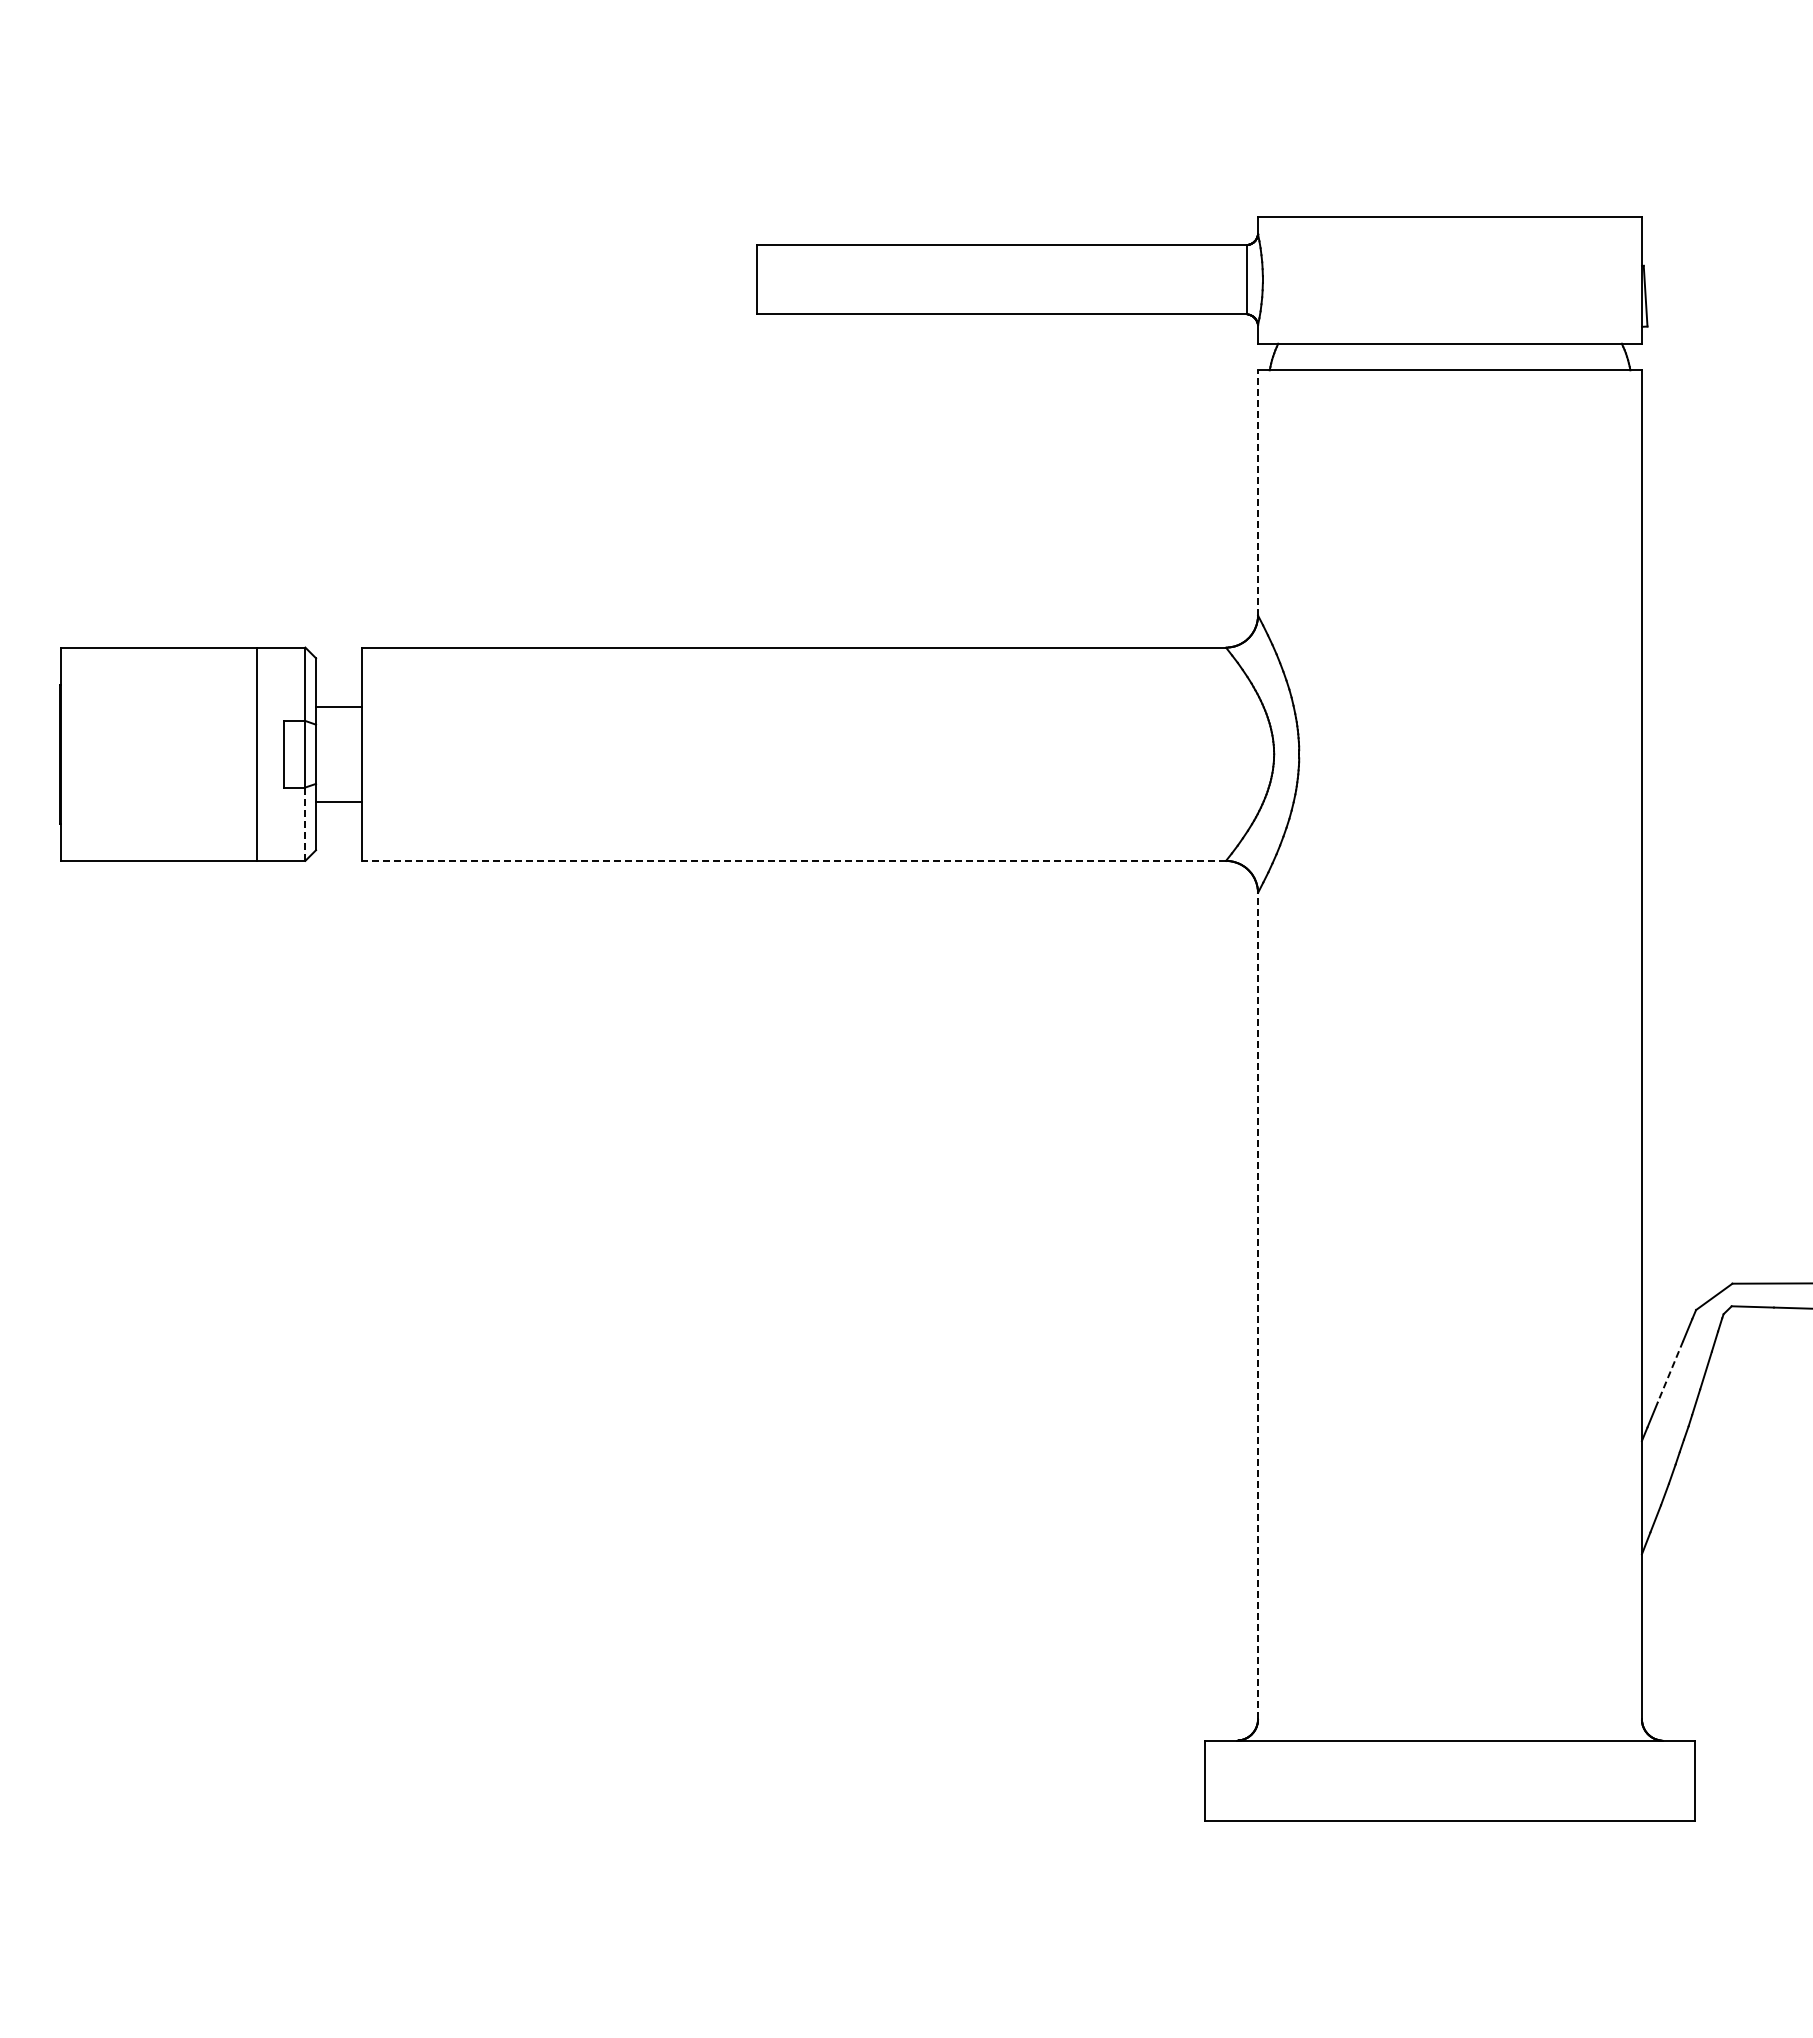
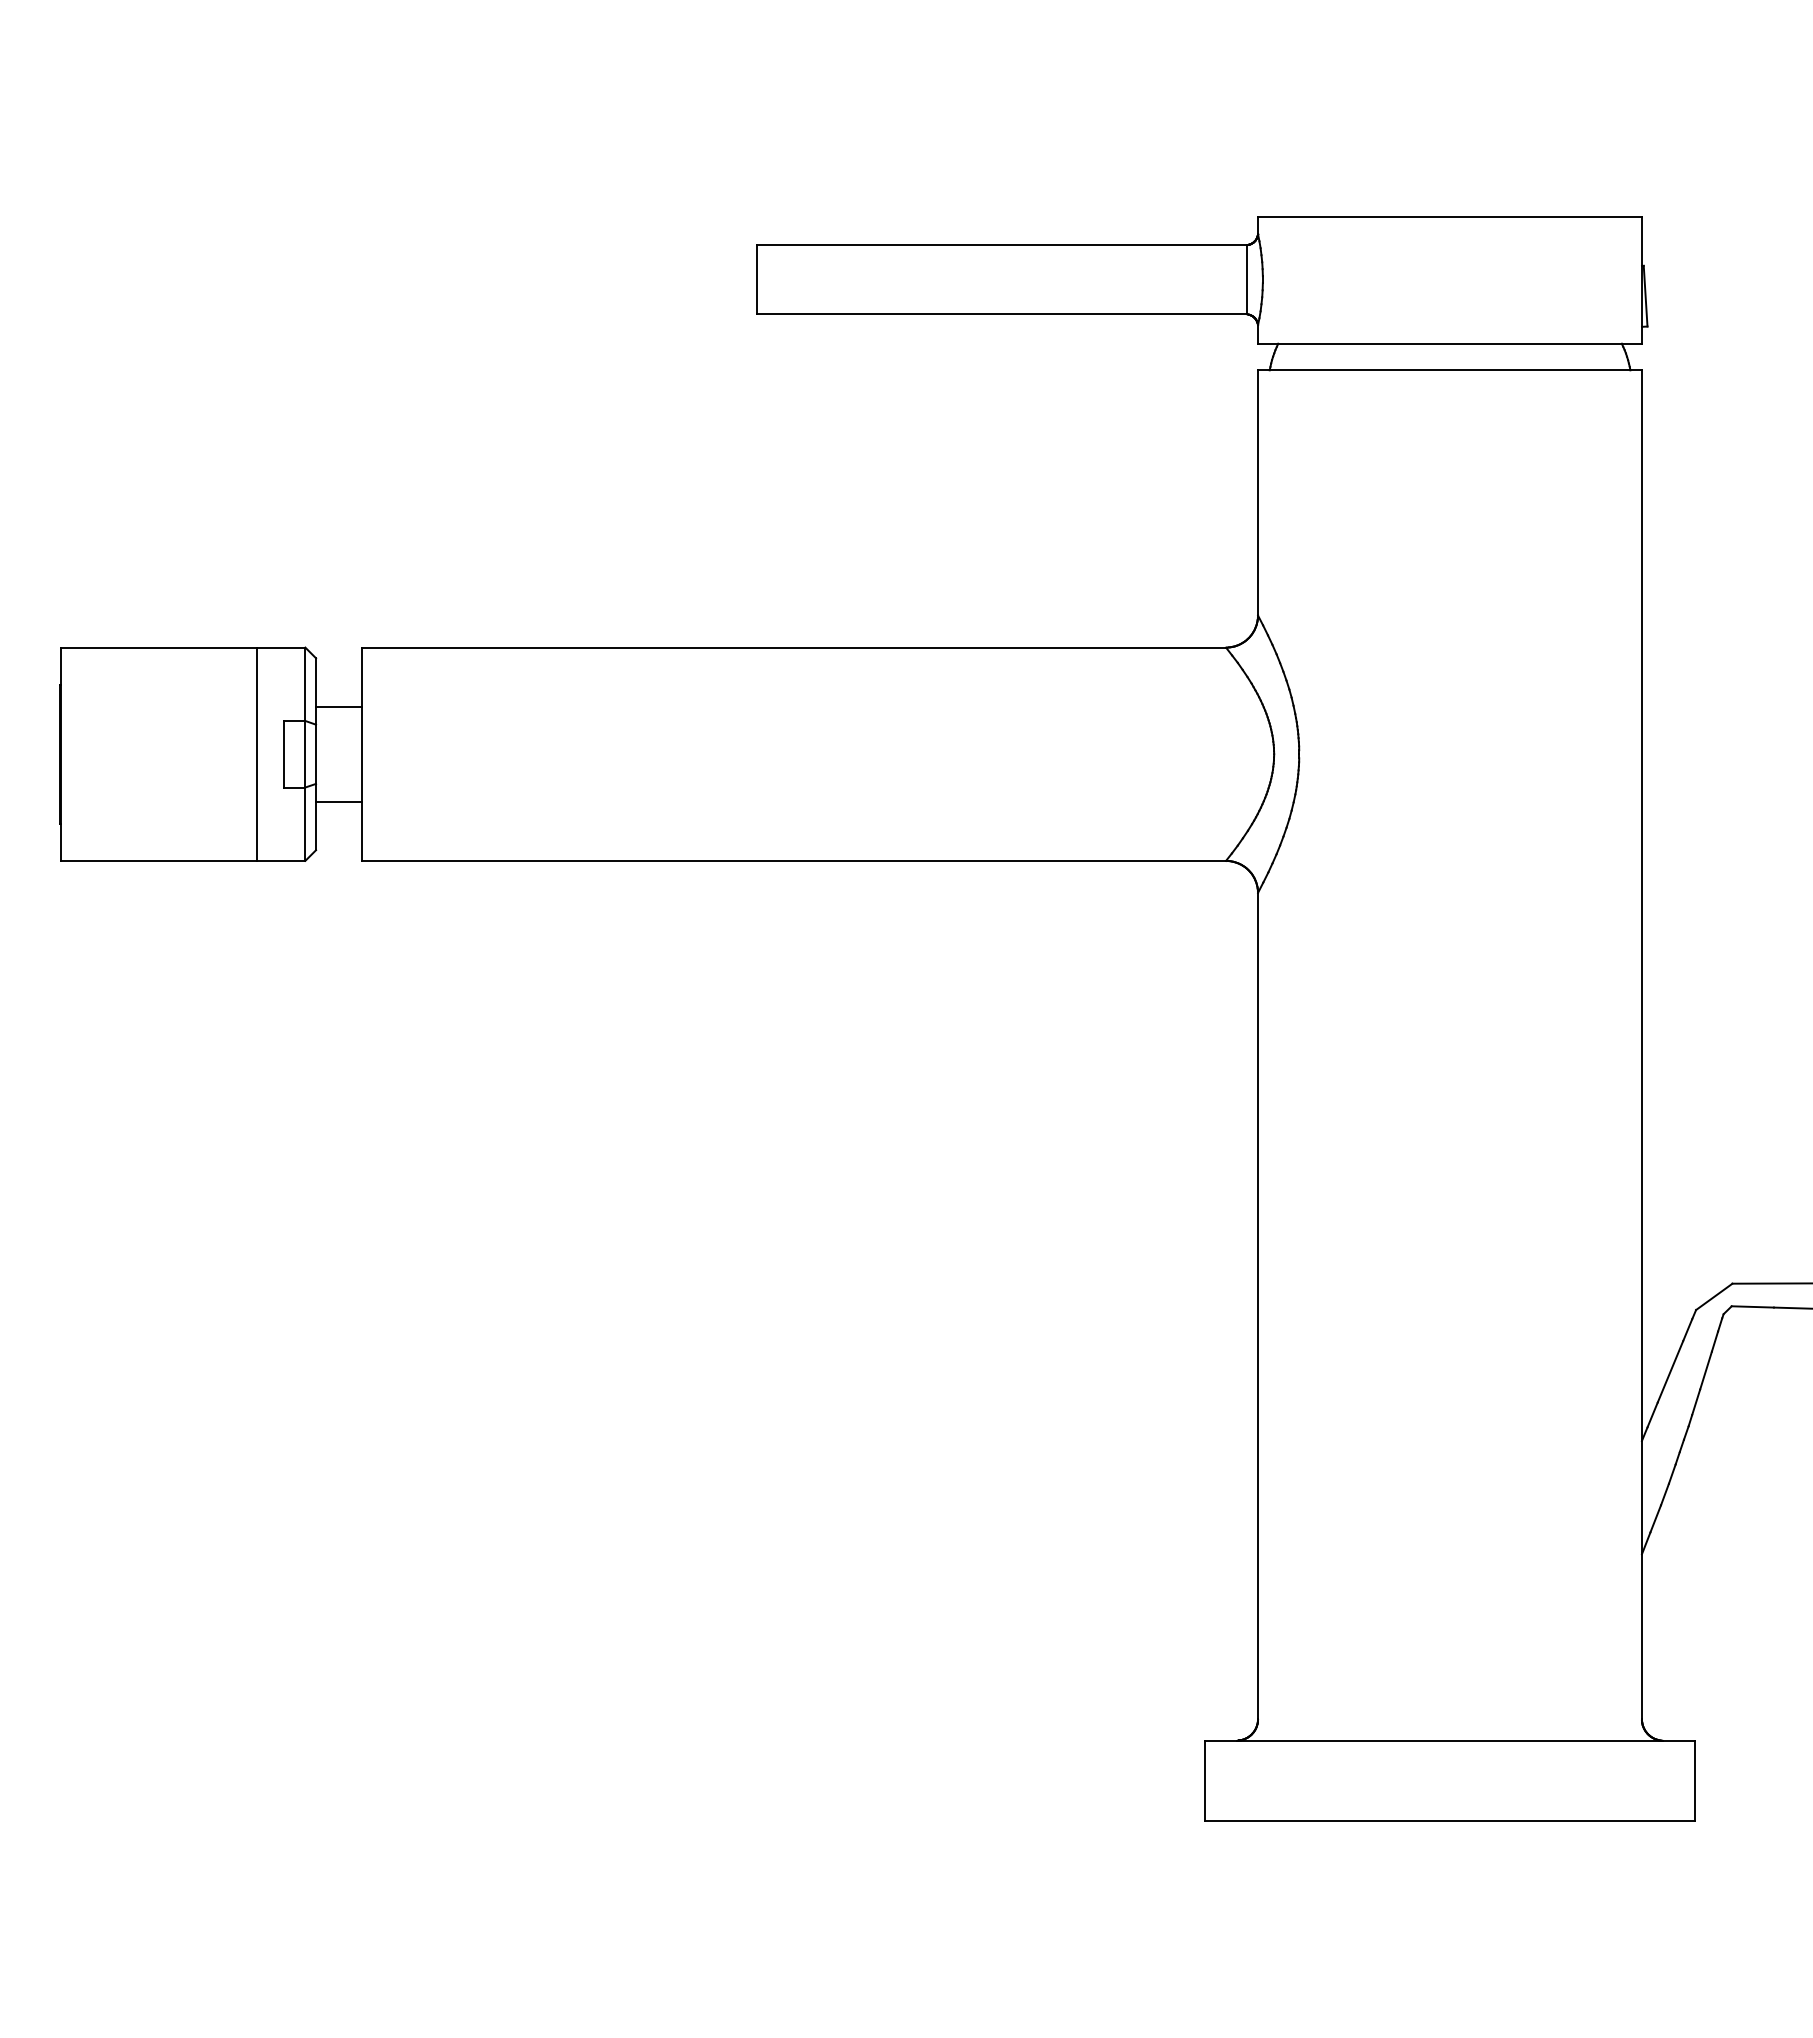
line: dashed -> solid (1258, 493)
line: dashed -> solid (305, 824)
line: dashed -> solid (794, 860)
line: dashed -> solid (1258, 1305)
line: dashed -> solid (1670, 1372)
